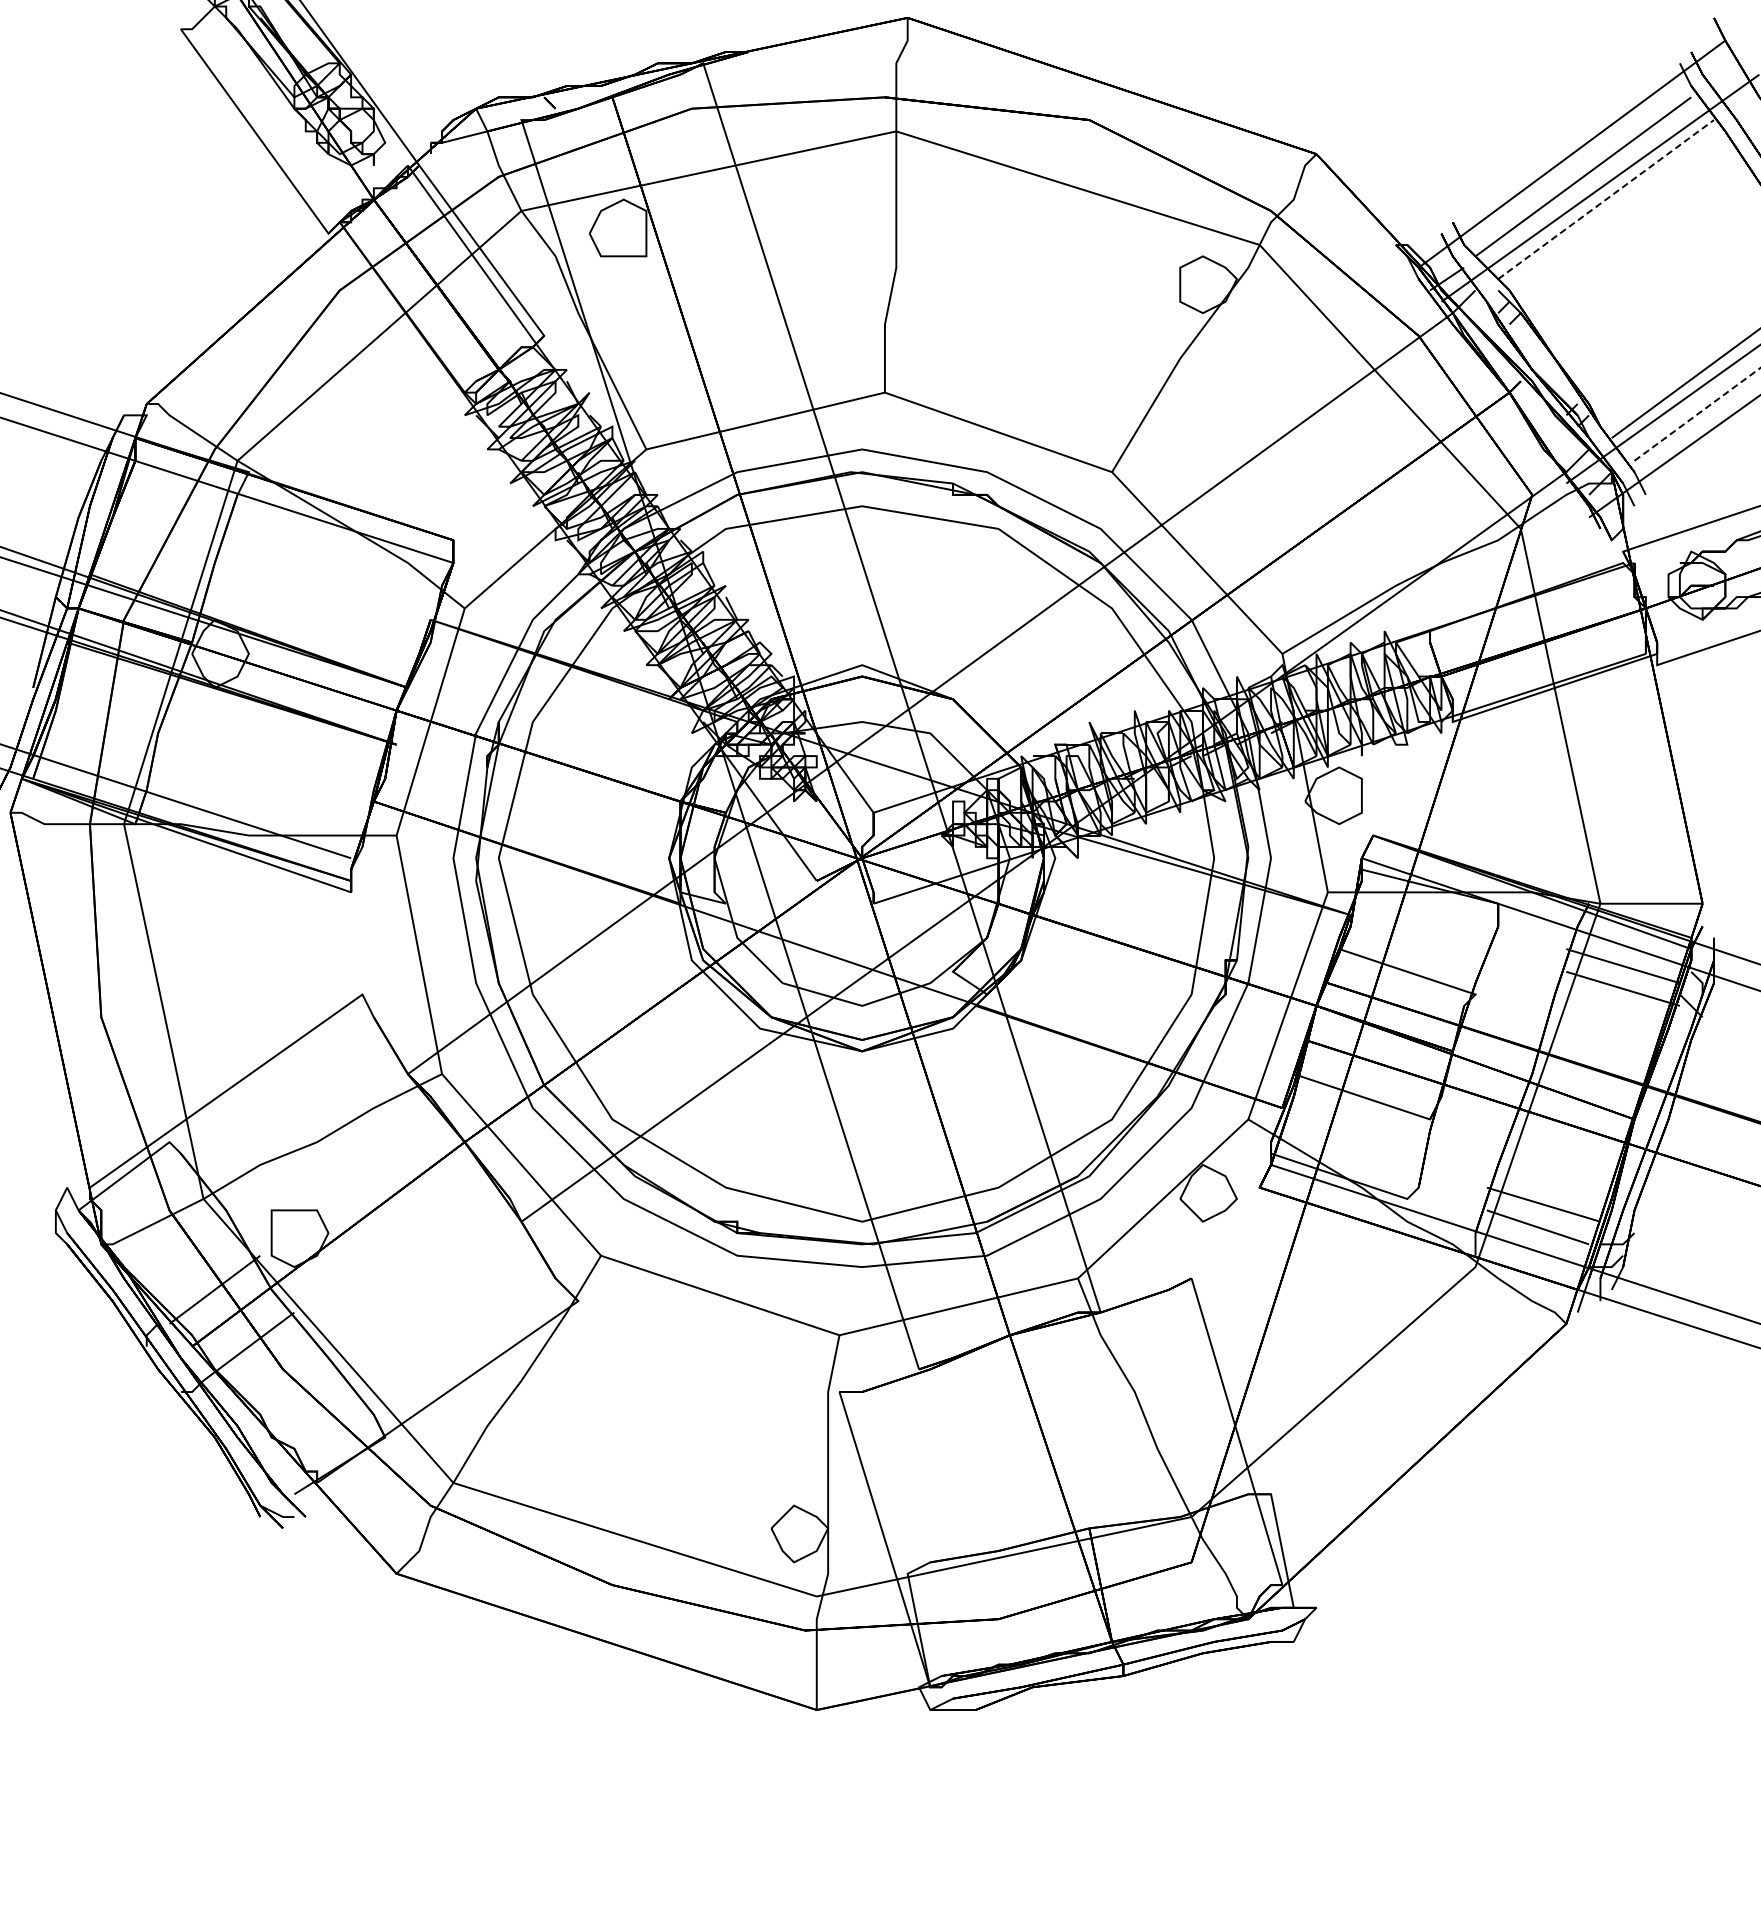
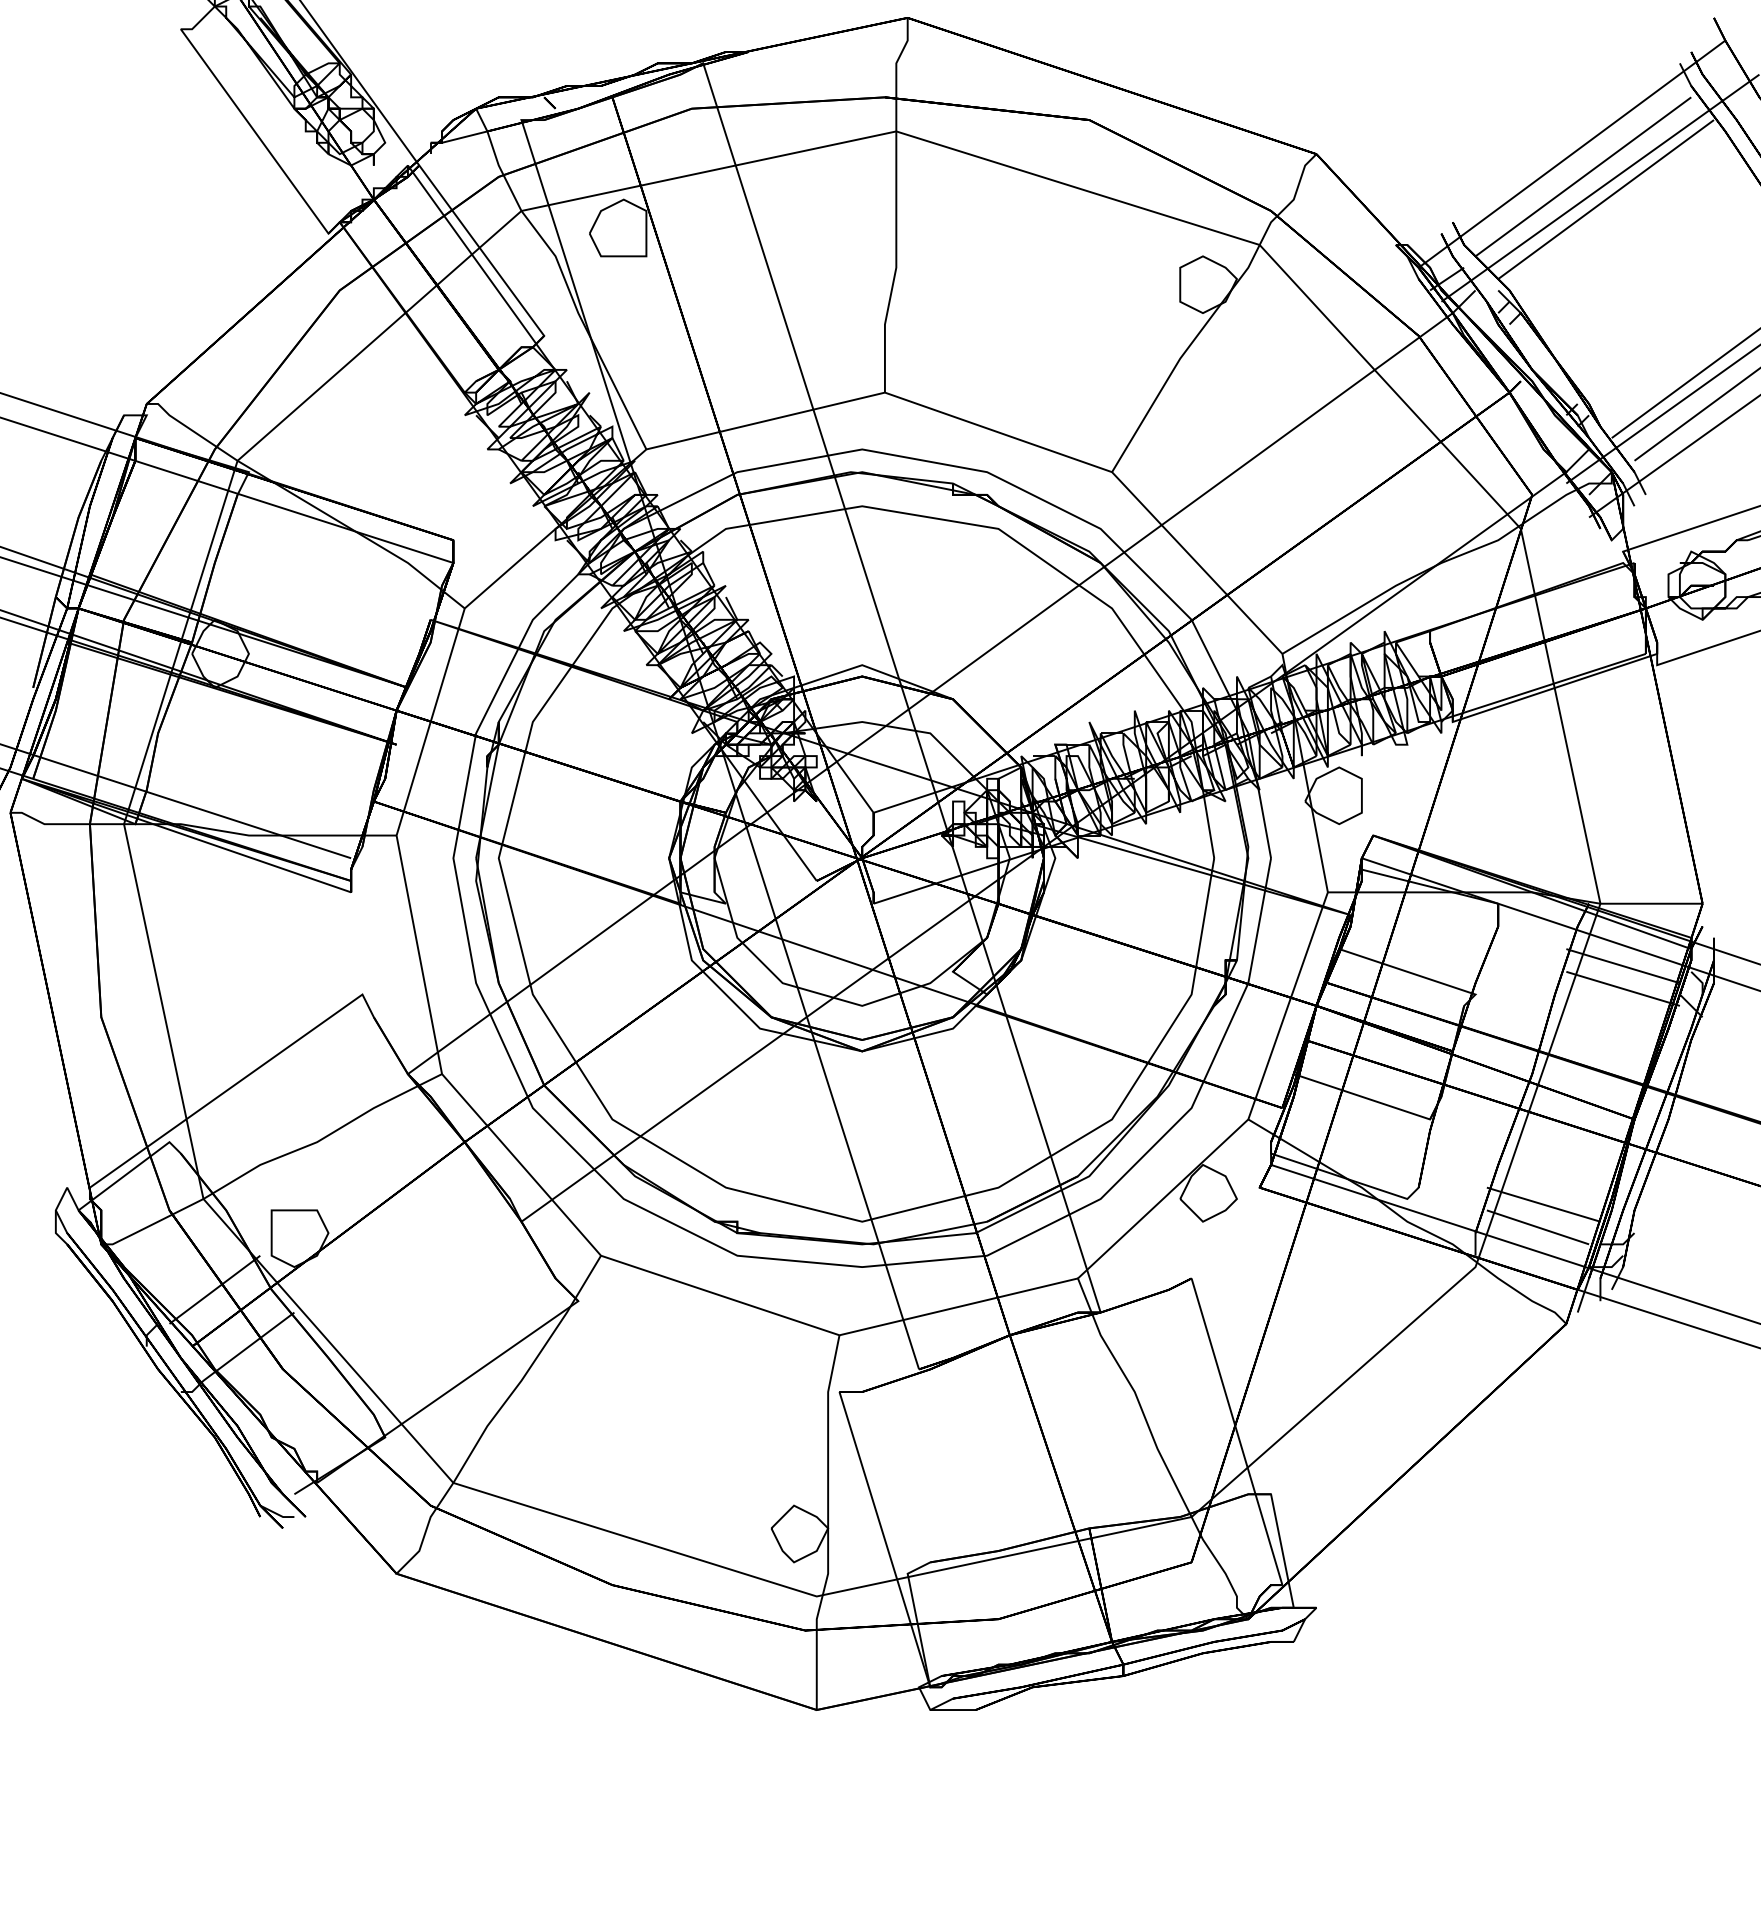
line: dashed -> solid (1606, 199)
line: dashed -> solid (1698, 413)
